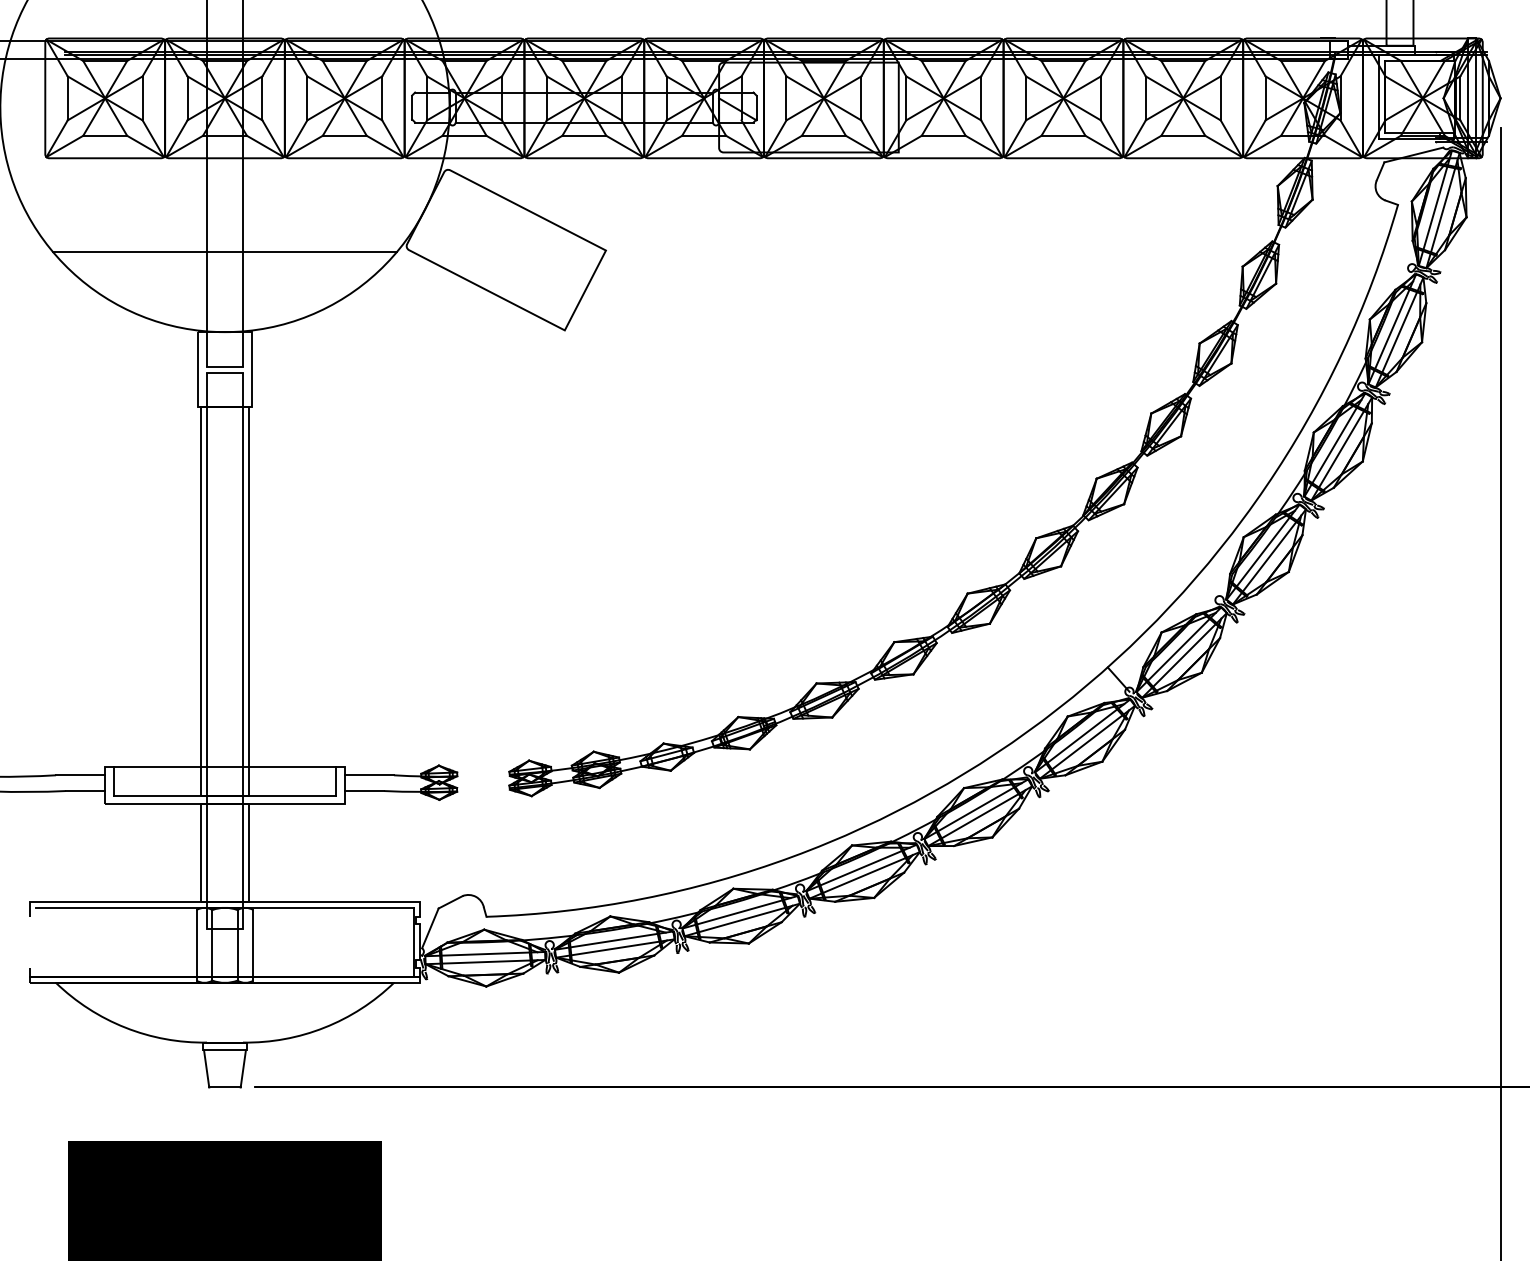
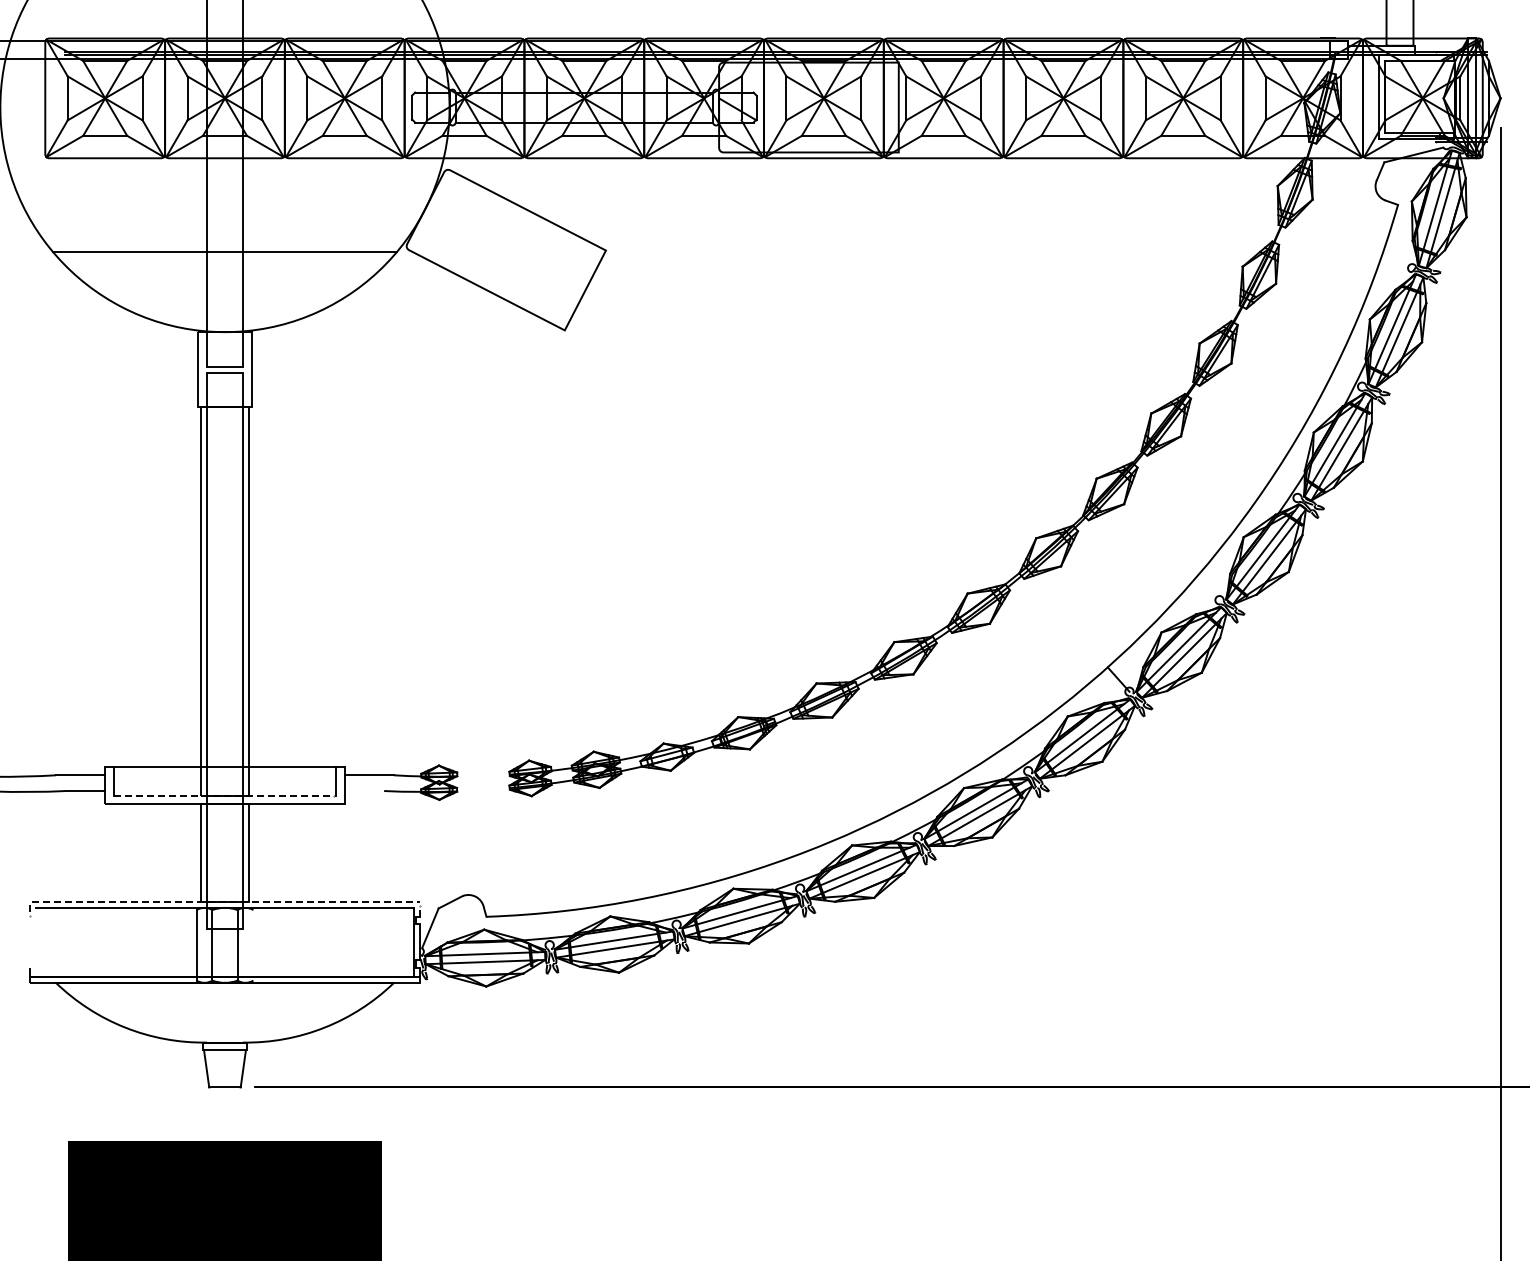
line: present -> none (364, 791)
line: solid -> dashed (224, 795)
line: solid -> dashed (224, 901)
line: present -> none (253, 945)
